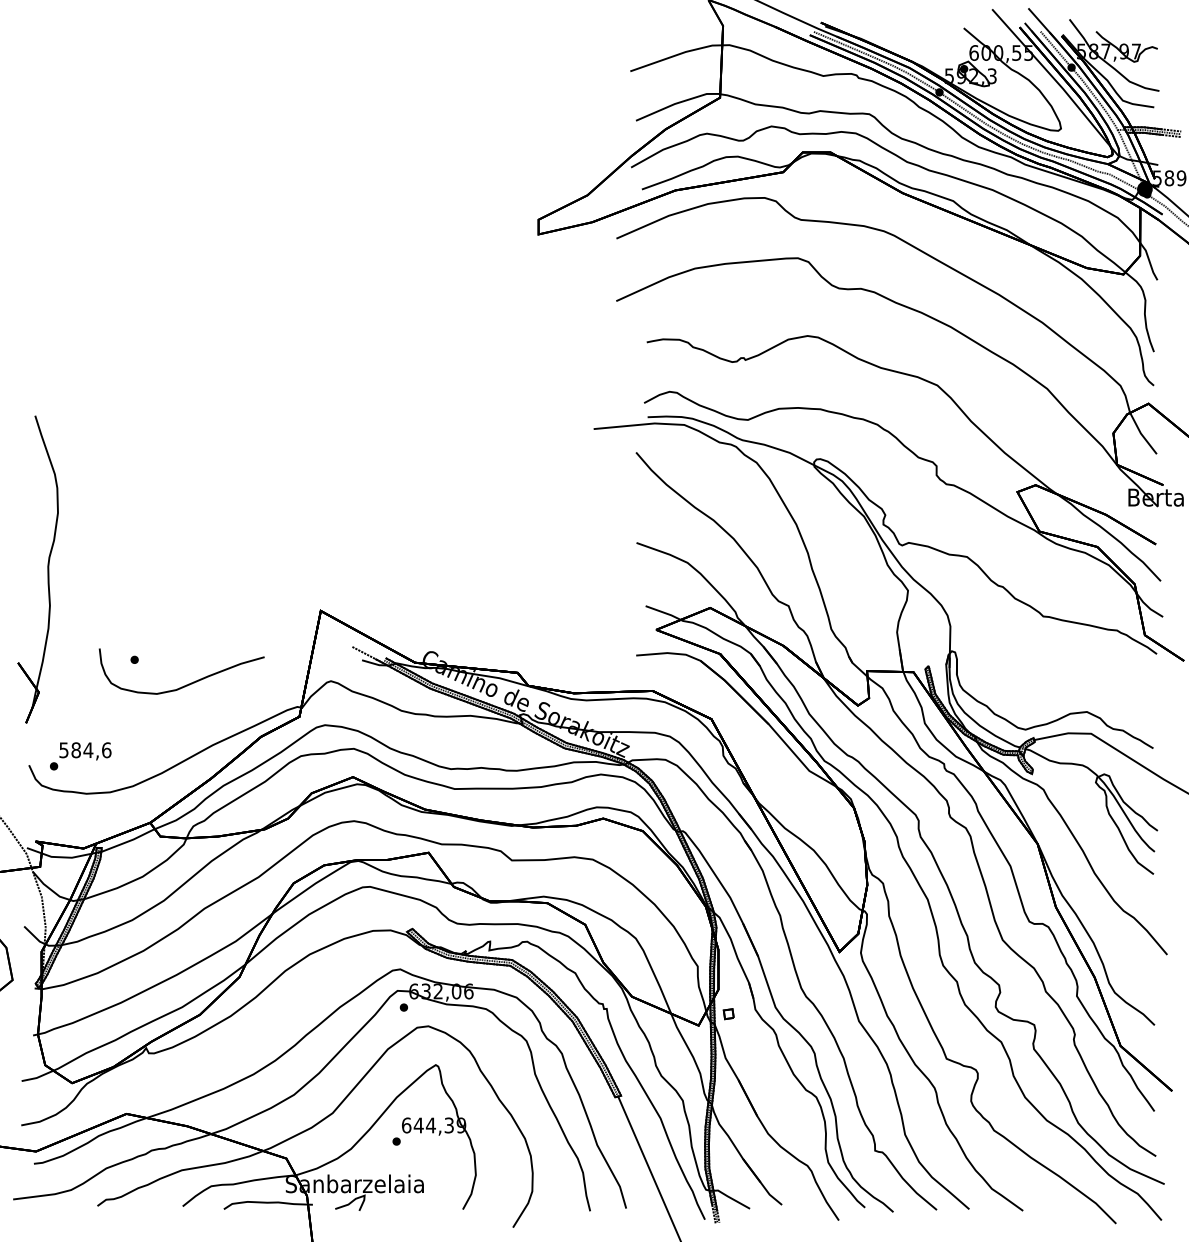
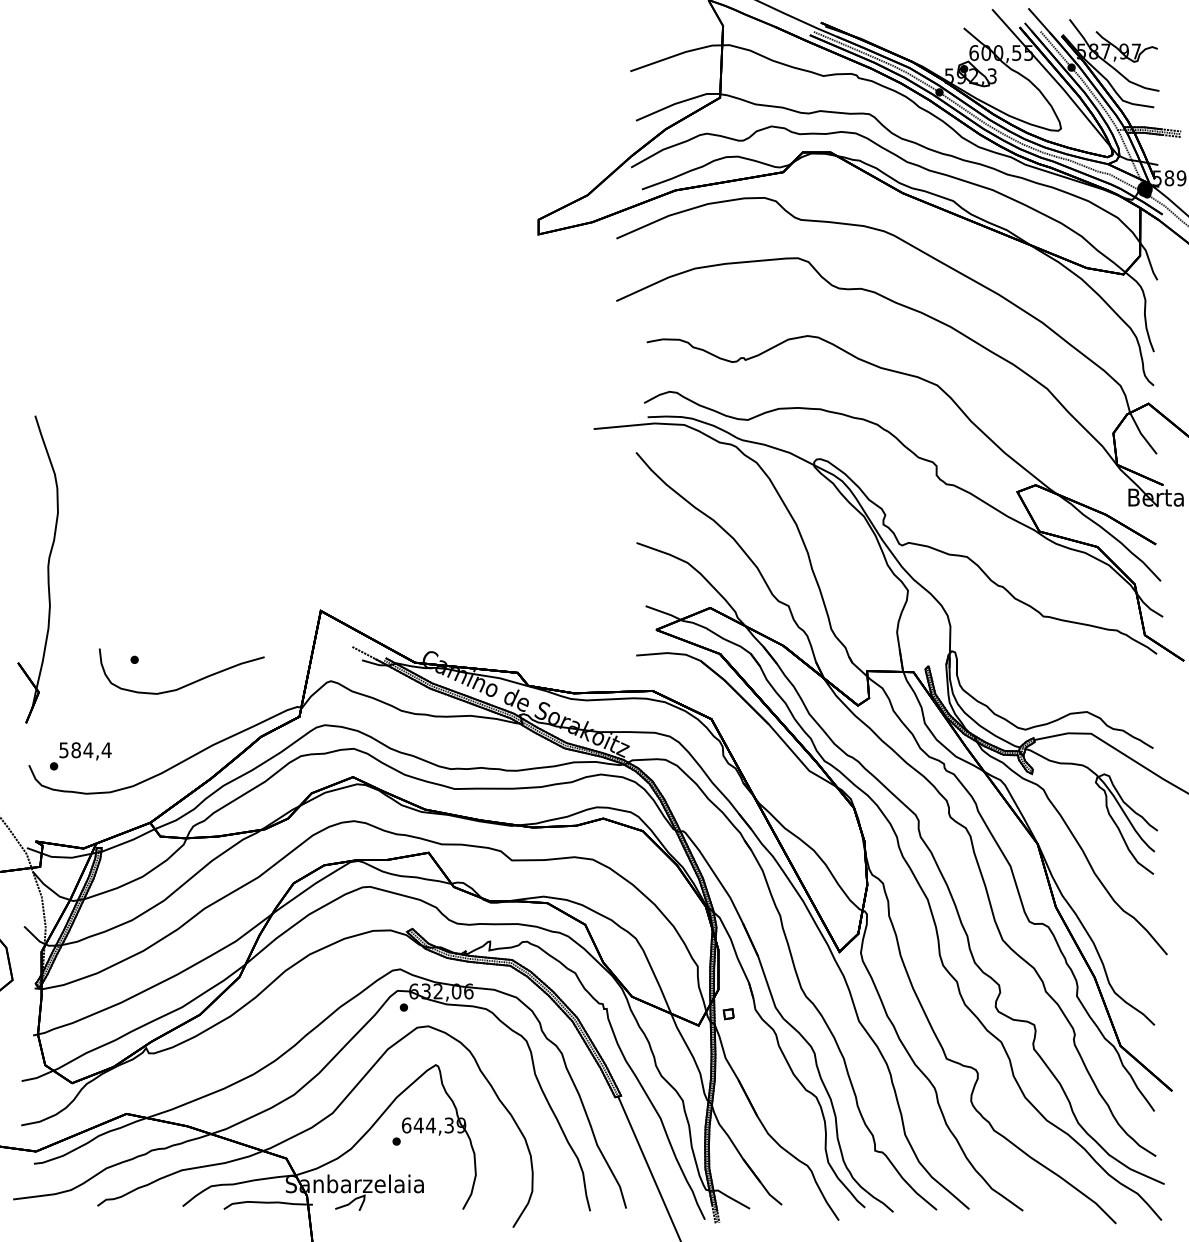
text: 584,6 -> 584,4 (106, 750)
